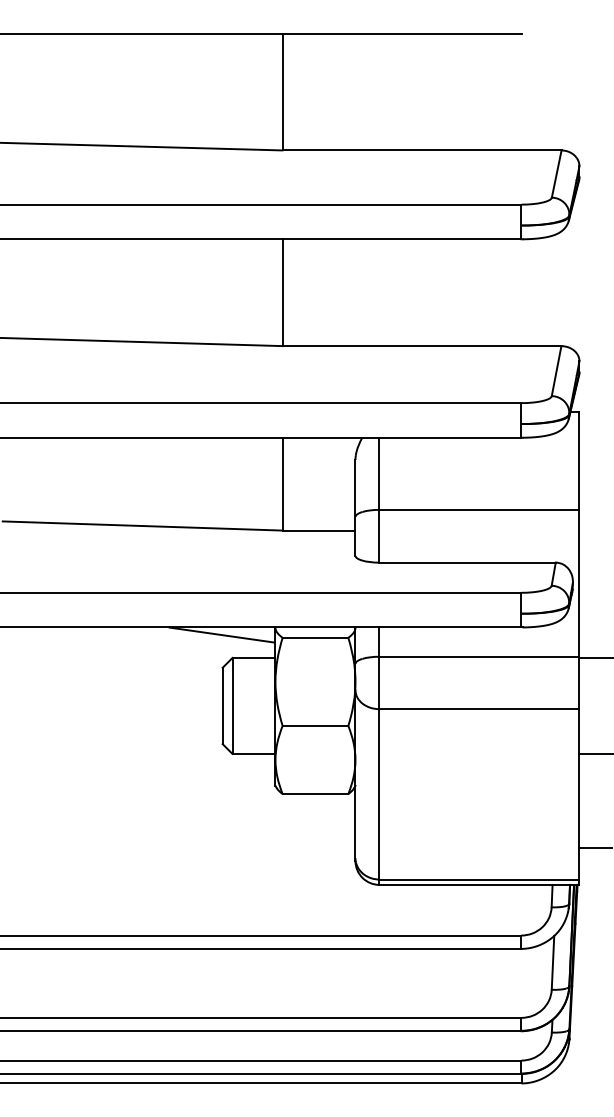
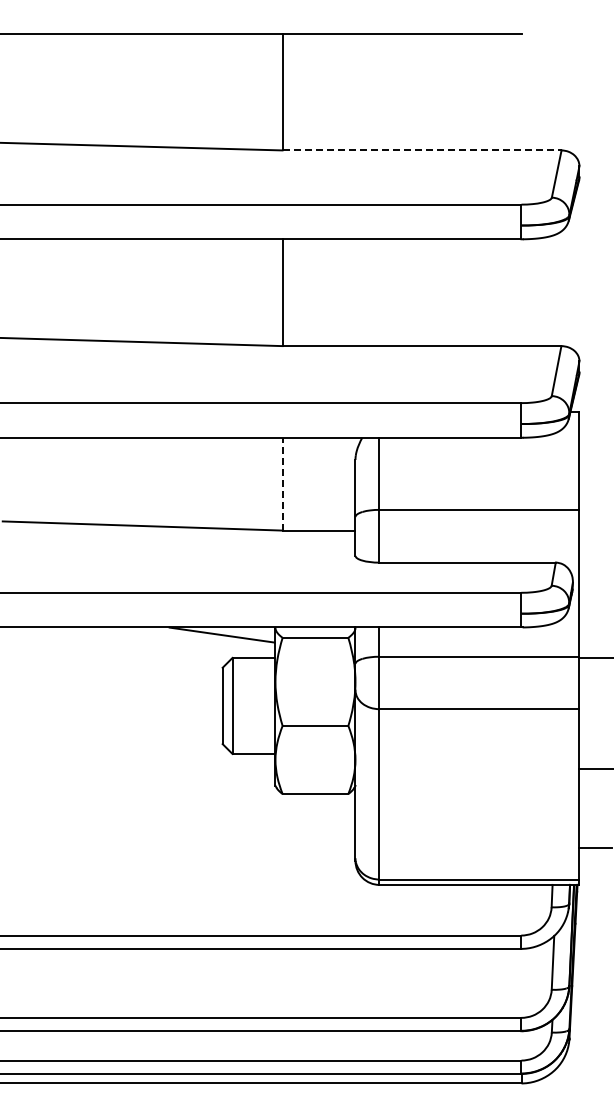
line: solid -> dashed (423, 150)
line: solid -> dashed (283, 483)
line position: (594, 753) -> (594, 768) (594, 768)
